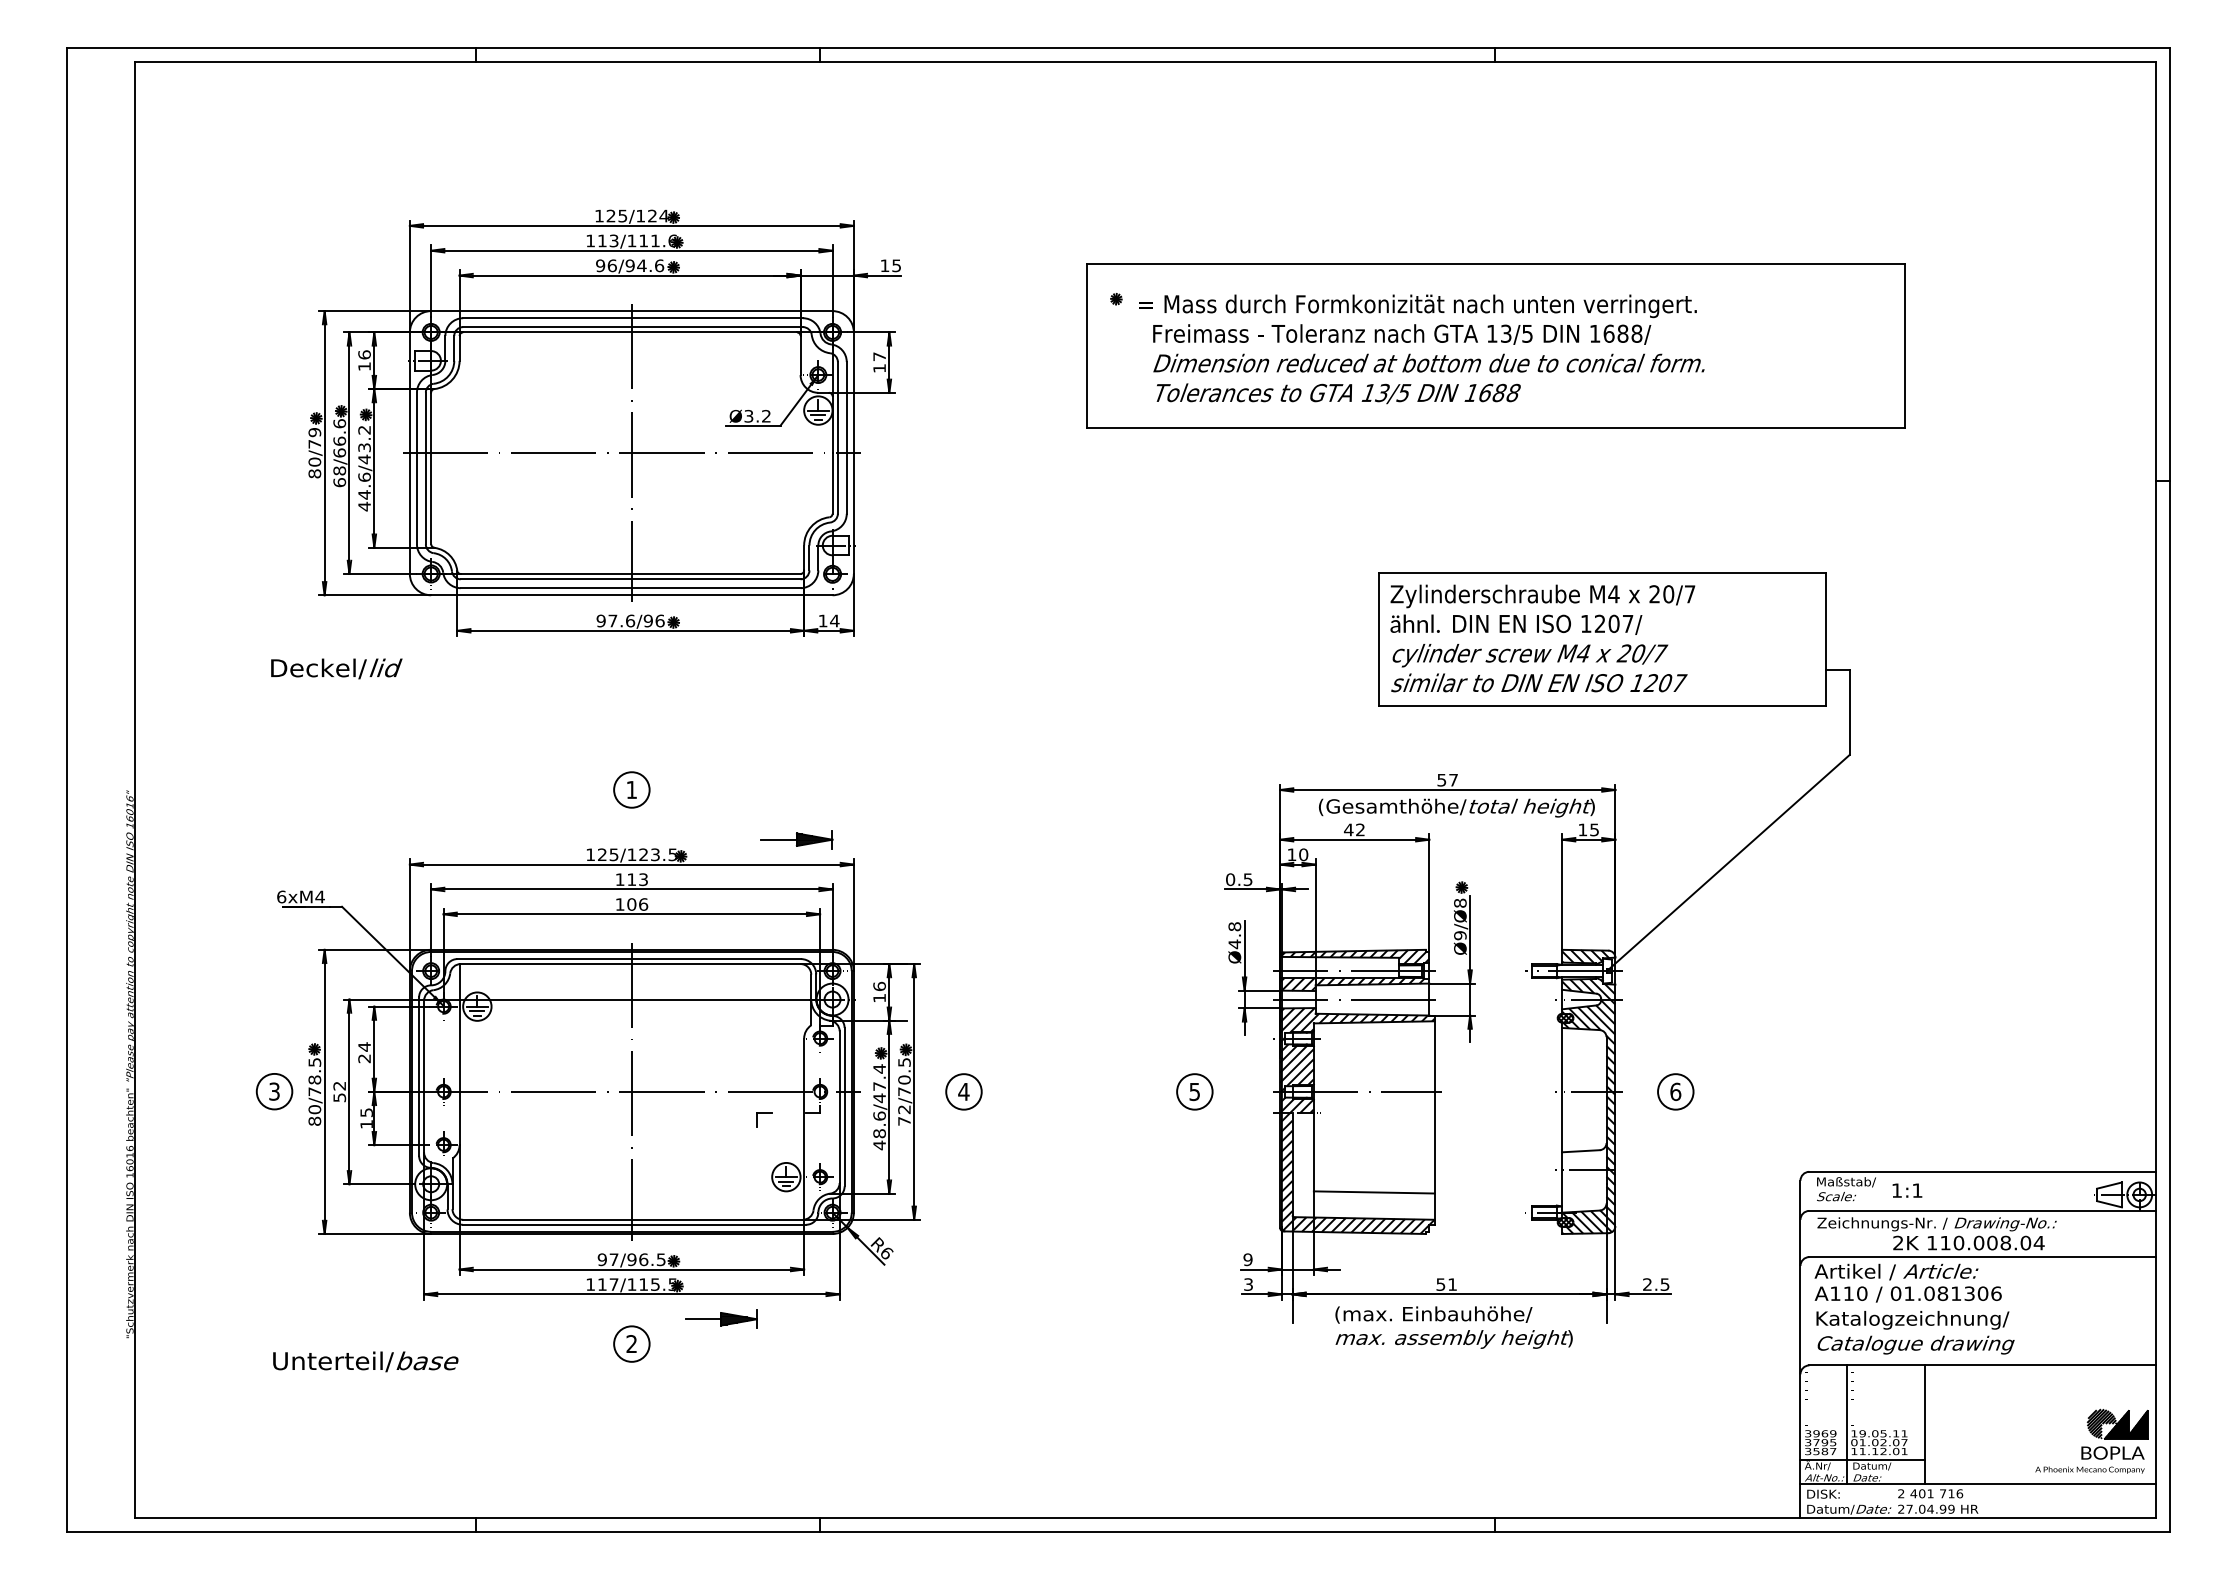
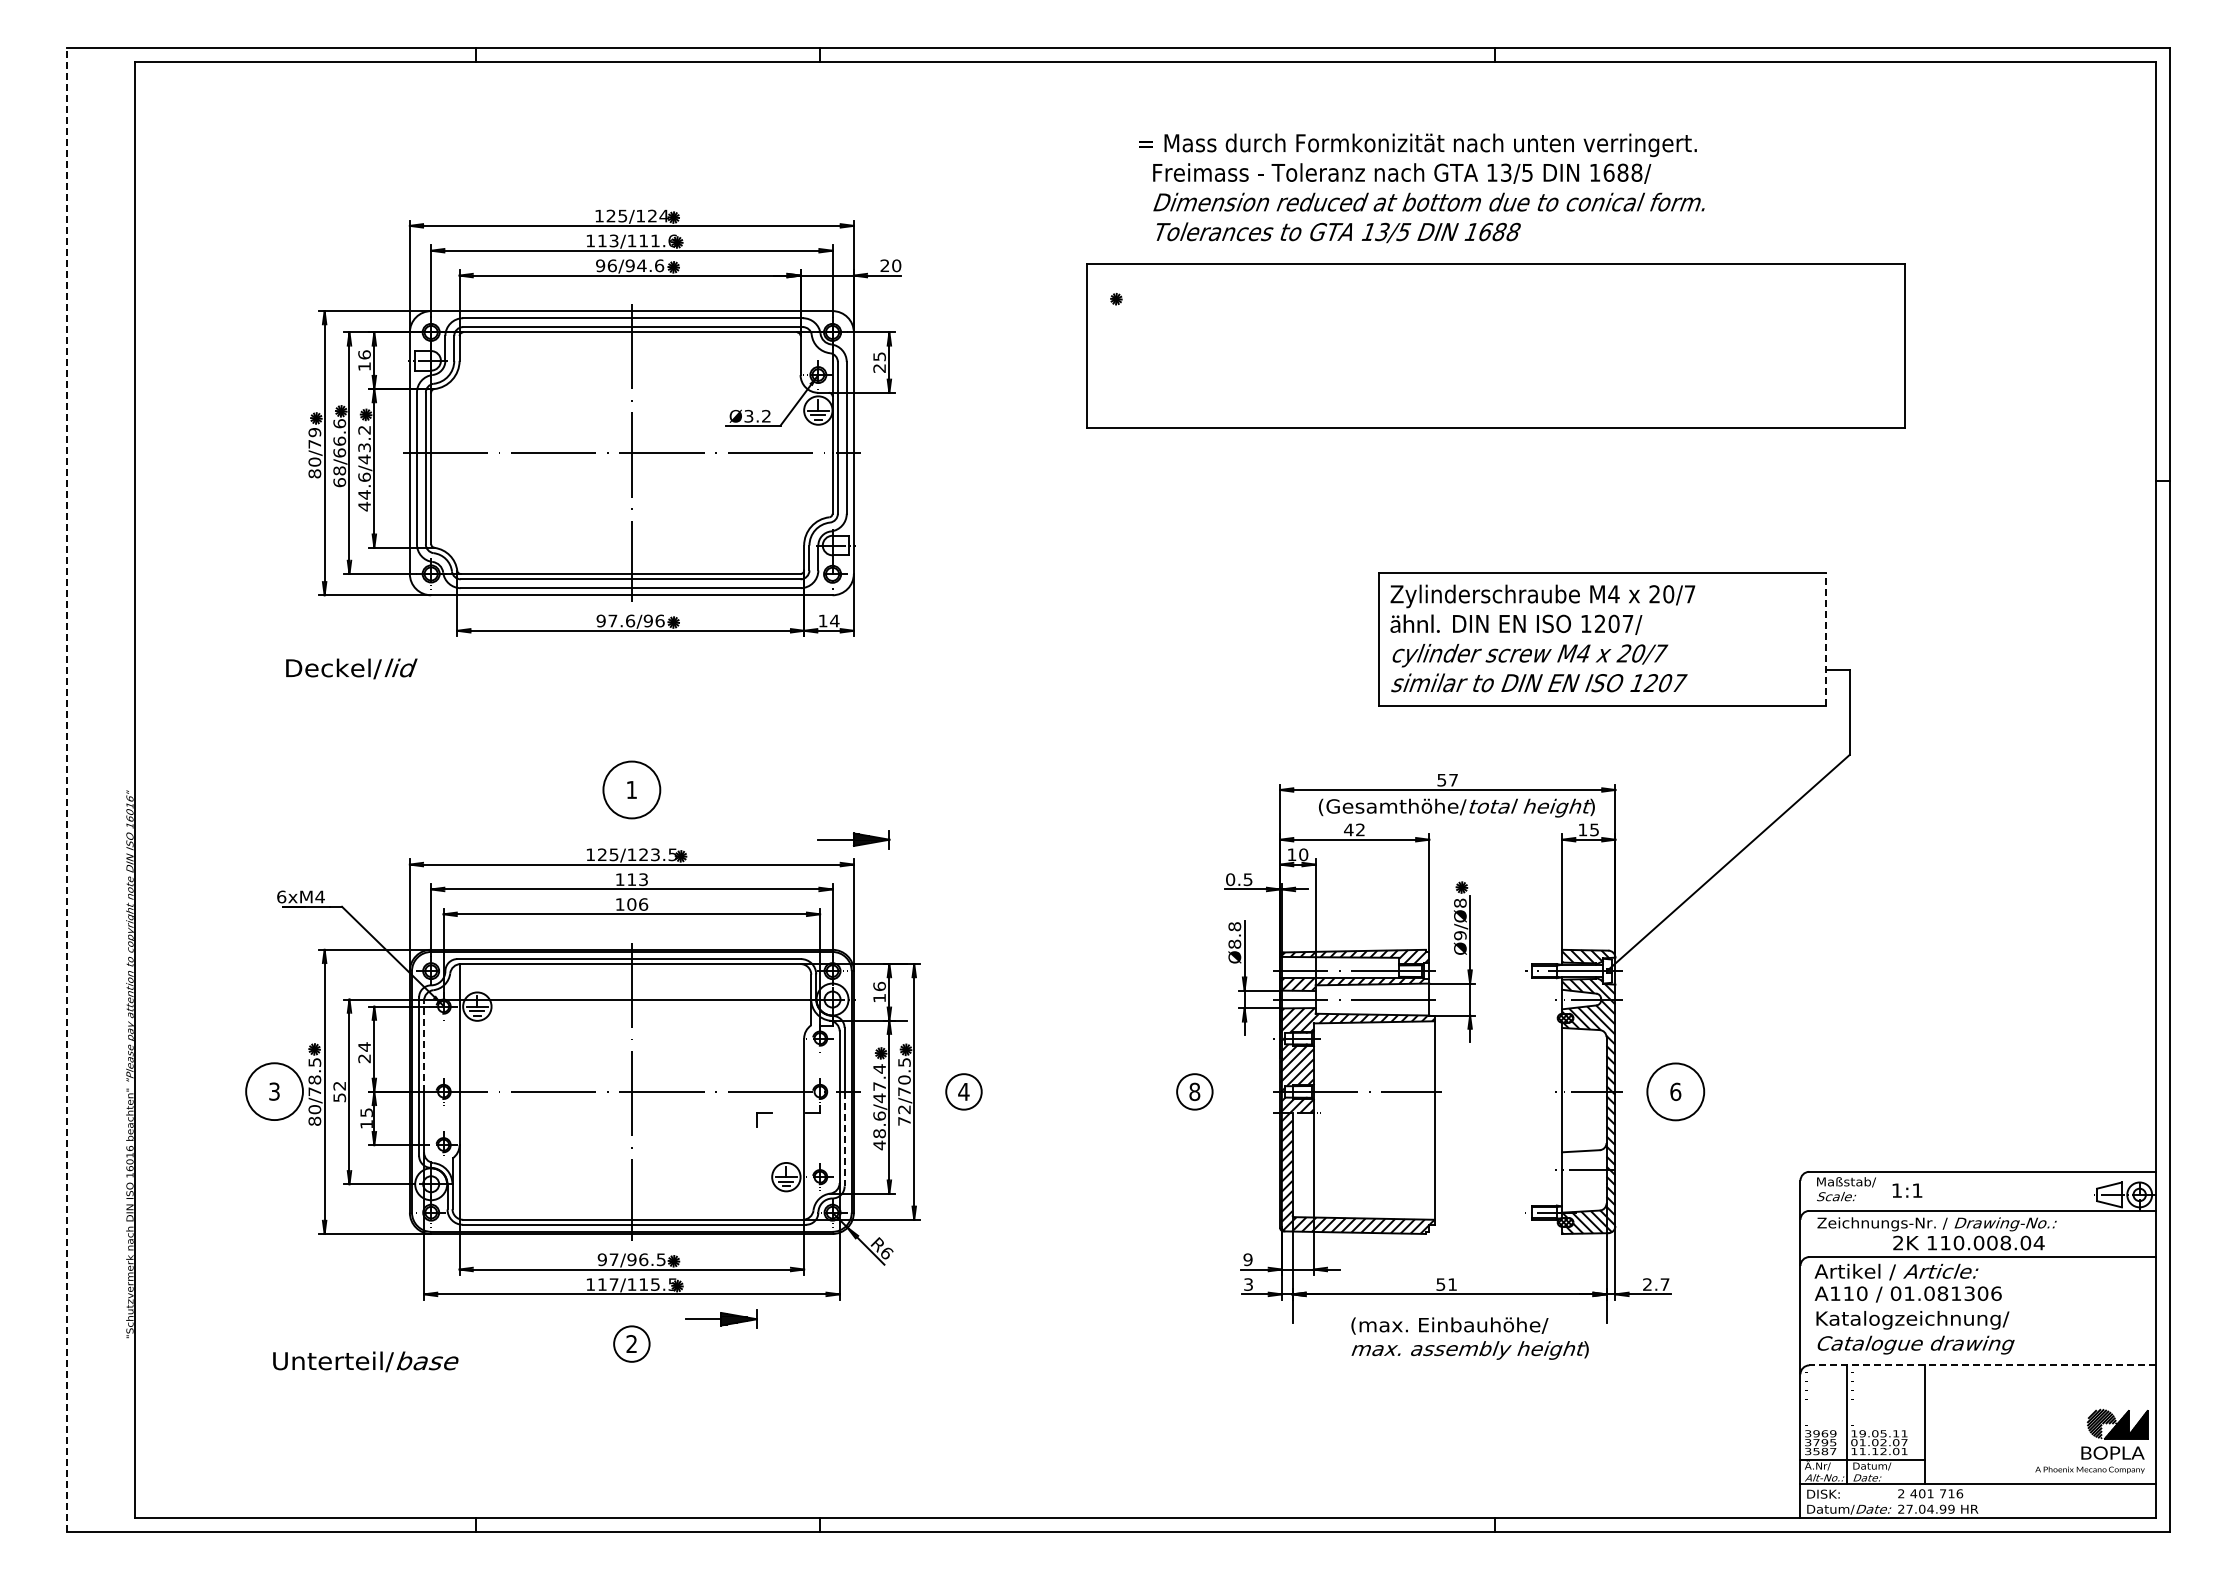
text: 15 -> 20 (890, 265)
text position: (1421, 349) -> (1421, 188) (1421, 188)
text: 17 -> 25 (879, 362)
line: solid -> dashed (1826, 639)
text position: (336, 668) -> (351, 668) (351, 668)
line: solid -> dashed (67, 789)
circle diameter: 36 px -> 57 px (631, 789)
part position: (796, 839) -> (853, 839) (853, 839)
text: Ø4.8 -> Ø8.8 (1234, 944)
line: solid -> dashed (424, 1046)
circle diameter: 36 px -> 57 px (274, 1091)
text: 5 -> 8 (1194, 1091)
circle diameter: 36 px -> 57 px (1675, 1091)
line: solid -> dashed (844, 1139)
line: present -> none (1373, 1192)
text: 2.5 -> 2.7 (1664, 1284)
text position: (1453, 1327) -> (1469, 1338) (1469, 1338)
line: solid -> dashed (1982, 1365)
